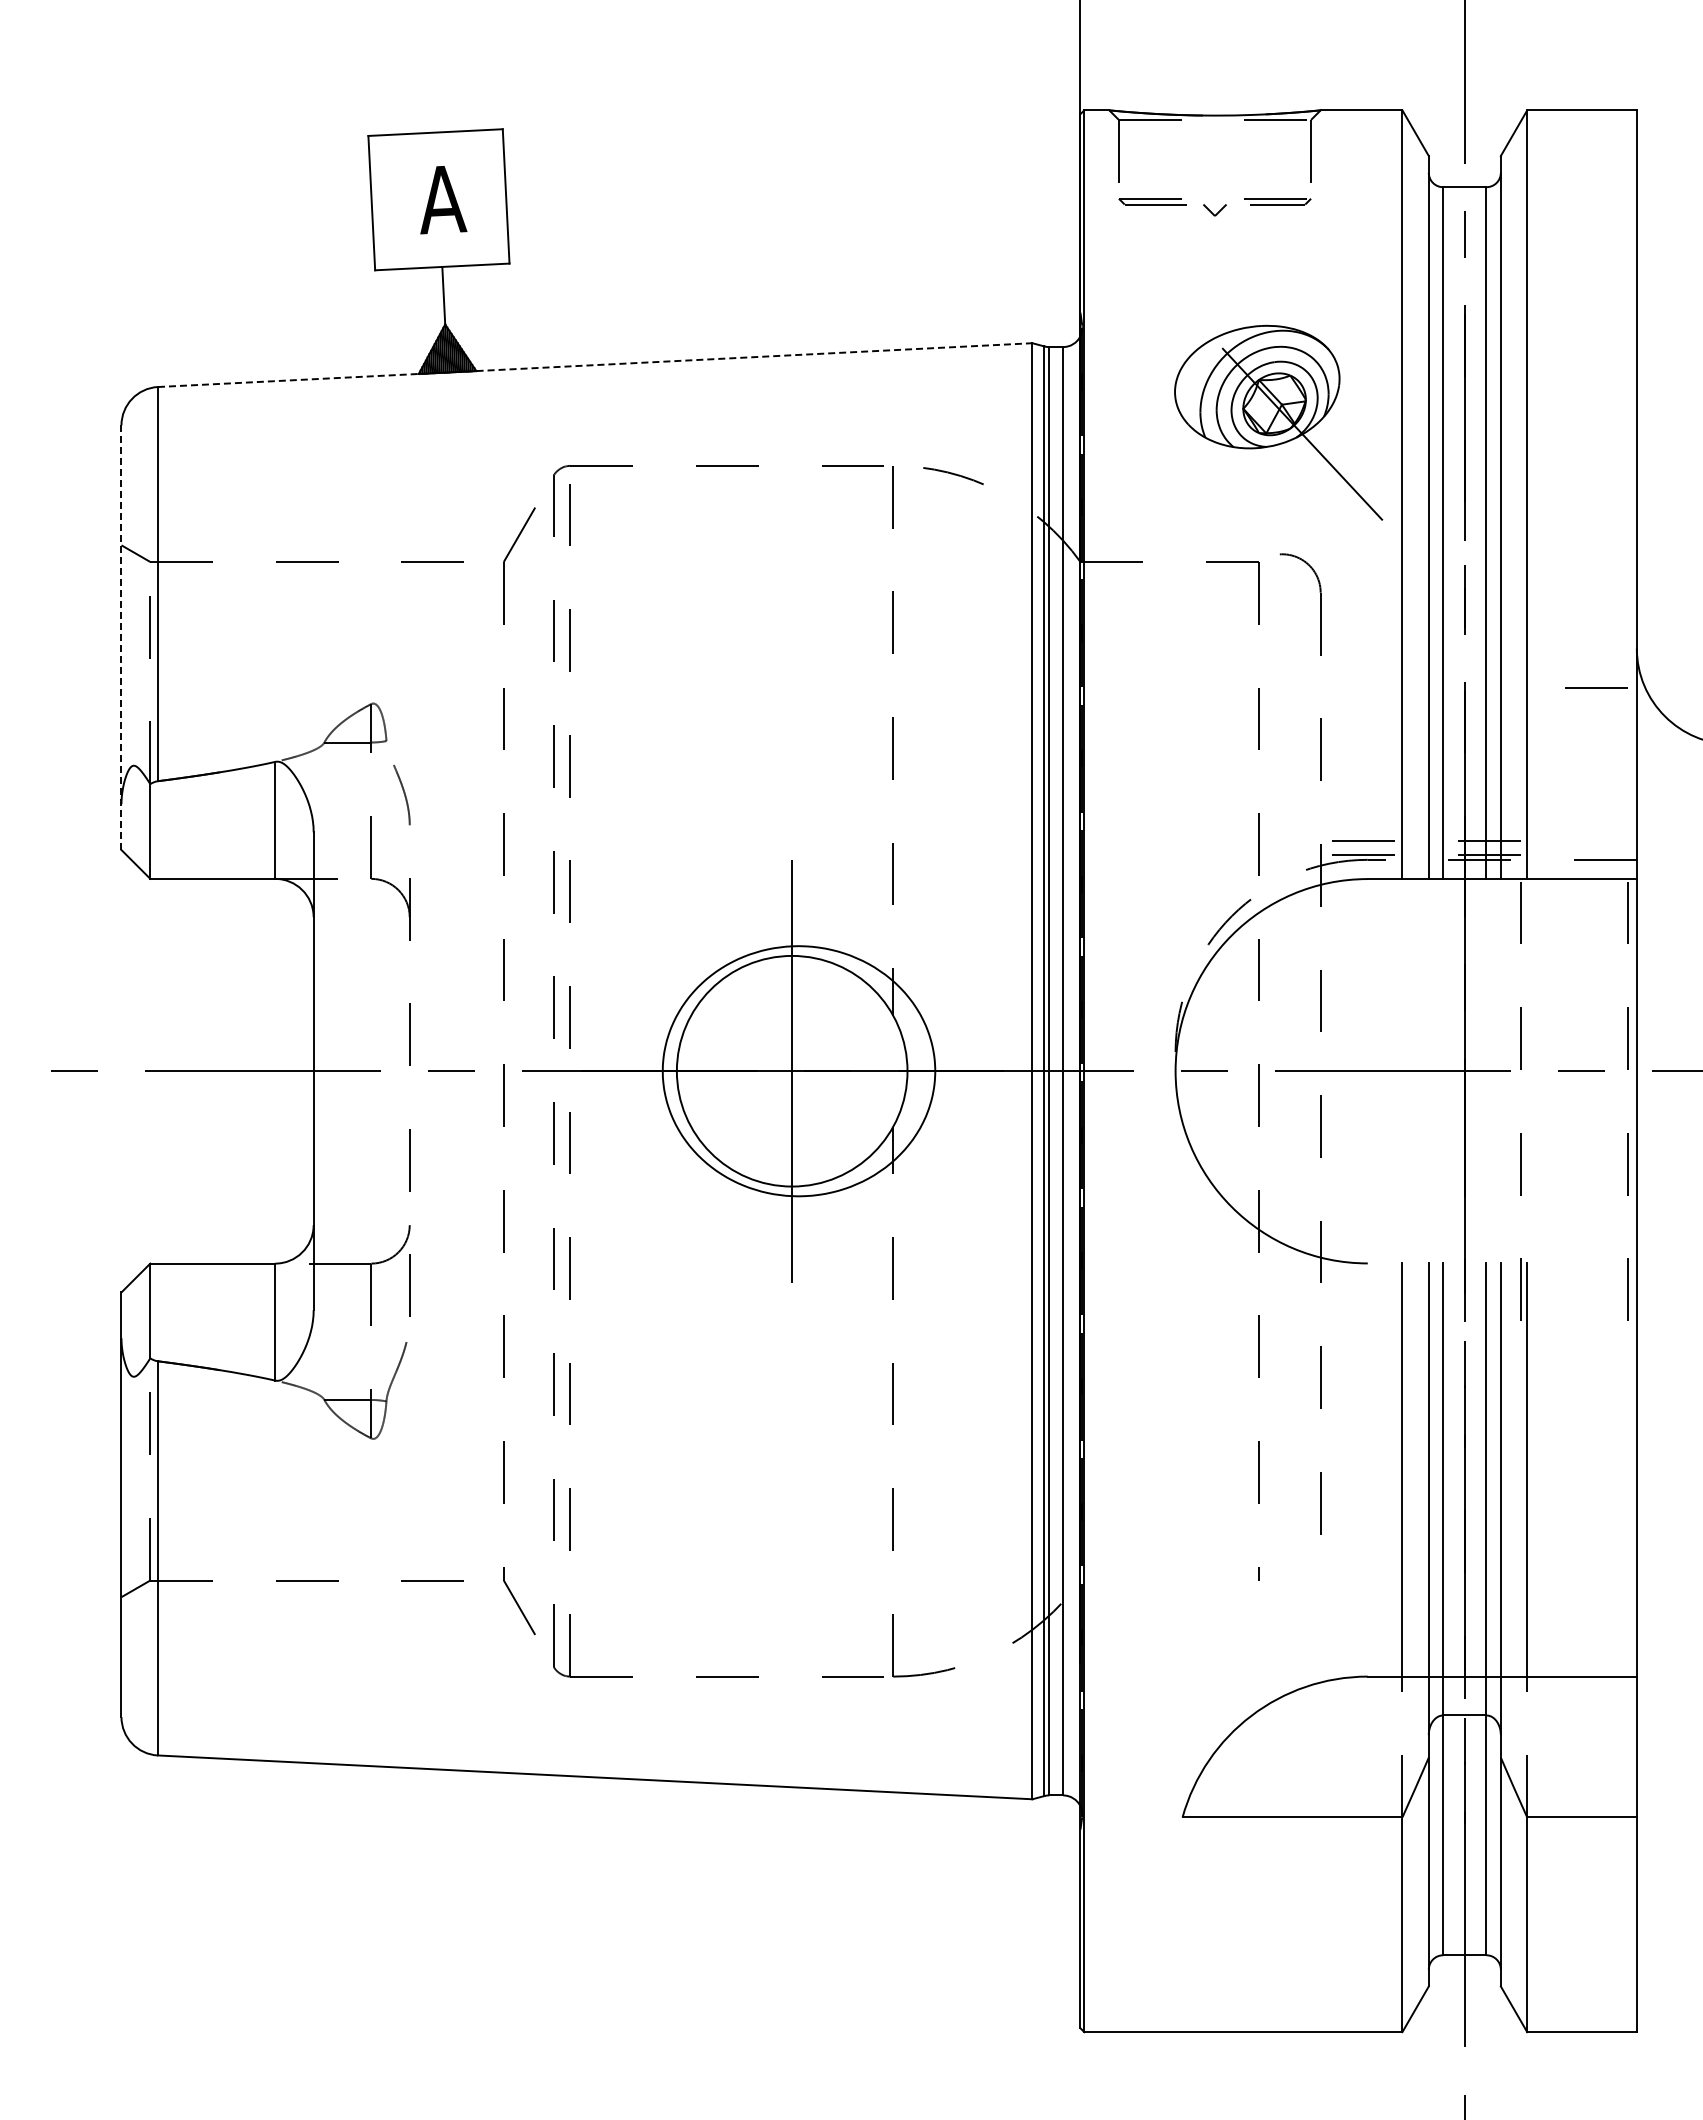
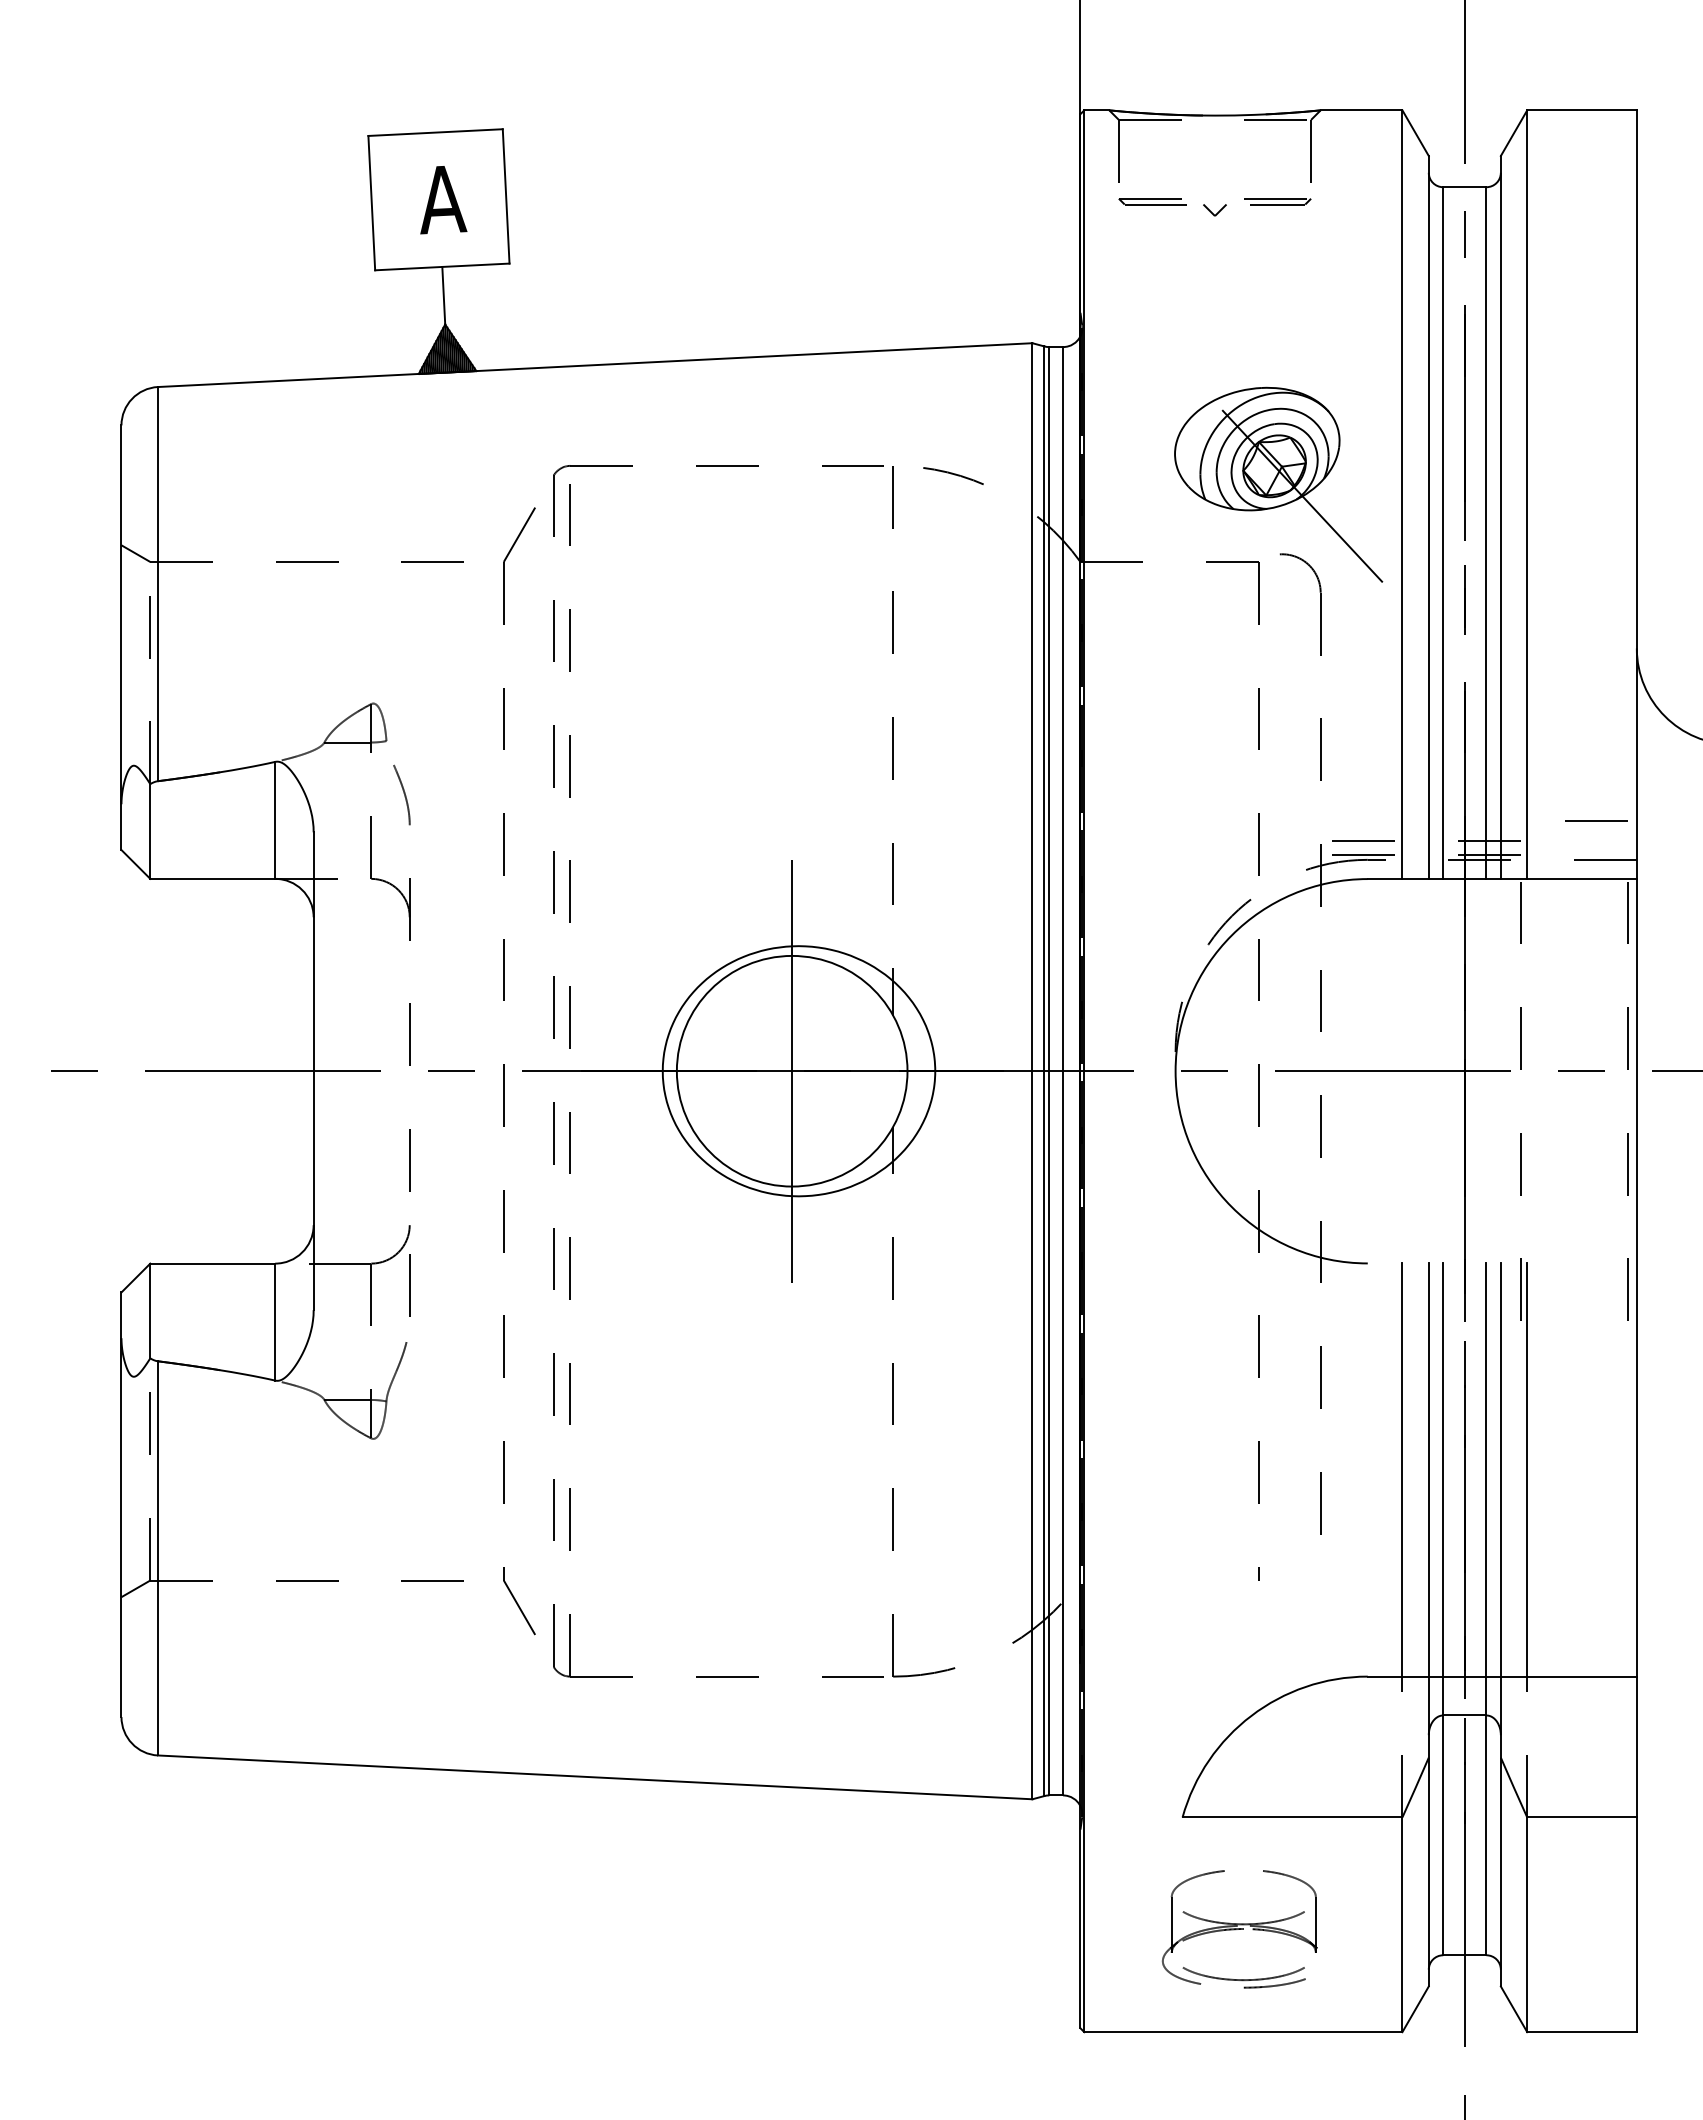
line: dashed -> solid (595, 365)
part position: (1278, 422) -> (1278, 484) (1278, 484)
line: dashed -> solid (121, 637)
line position: (1596, 687) -> (1596, 820) (1596, 820)
part: none -> present (1239, 1929)
